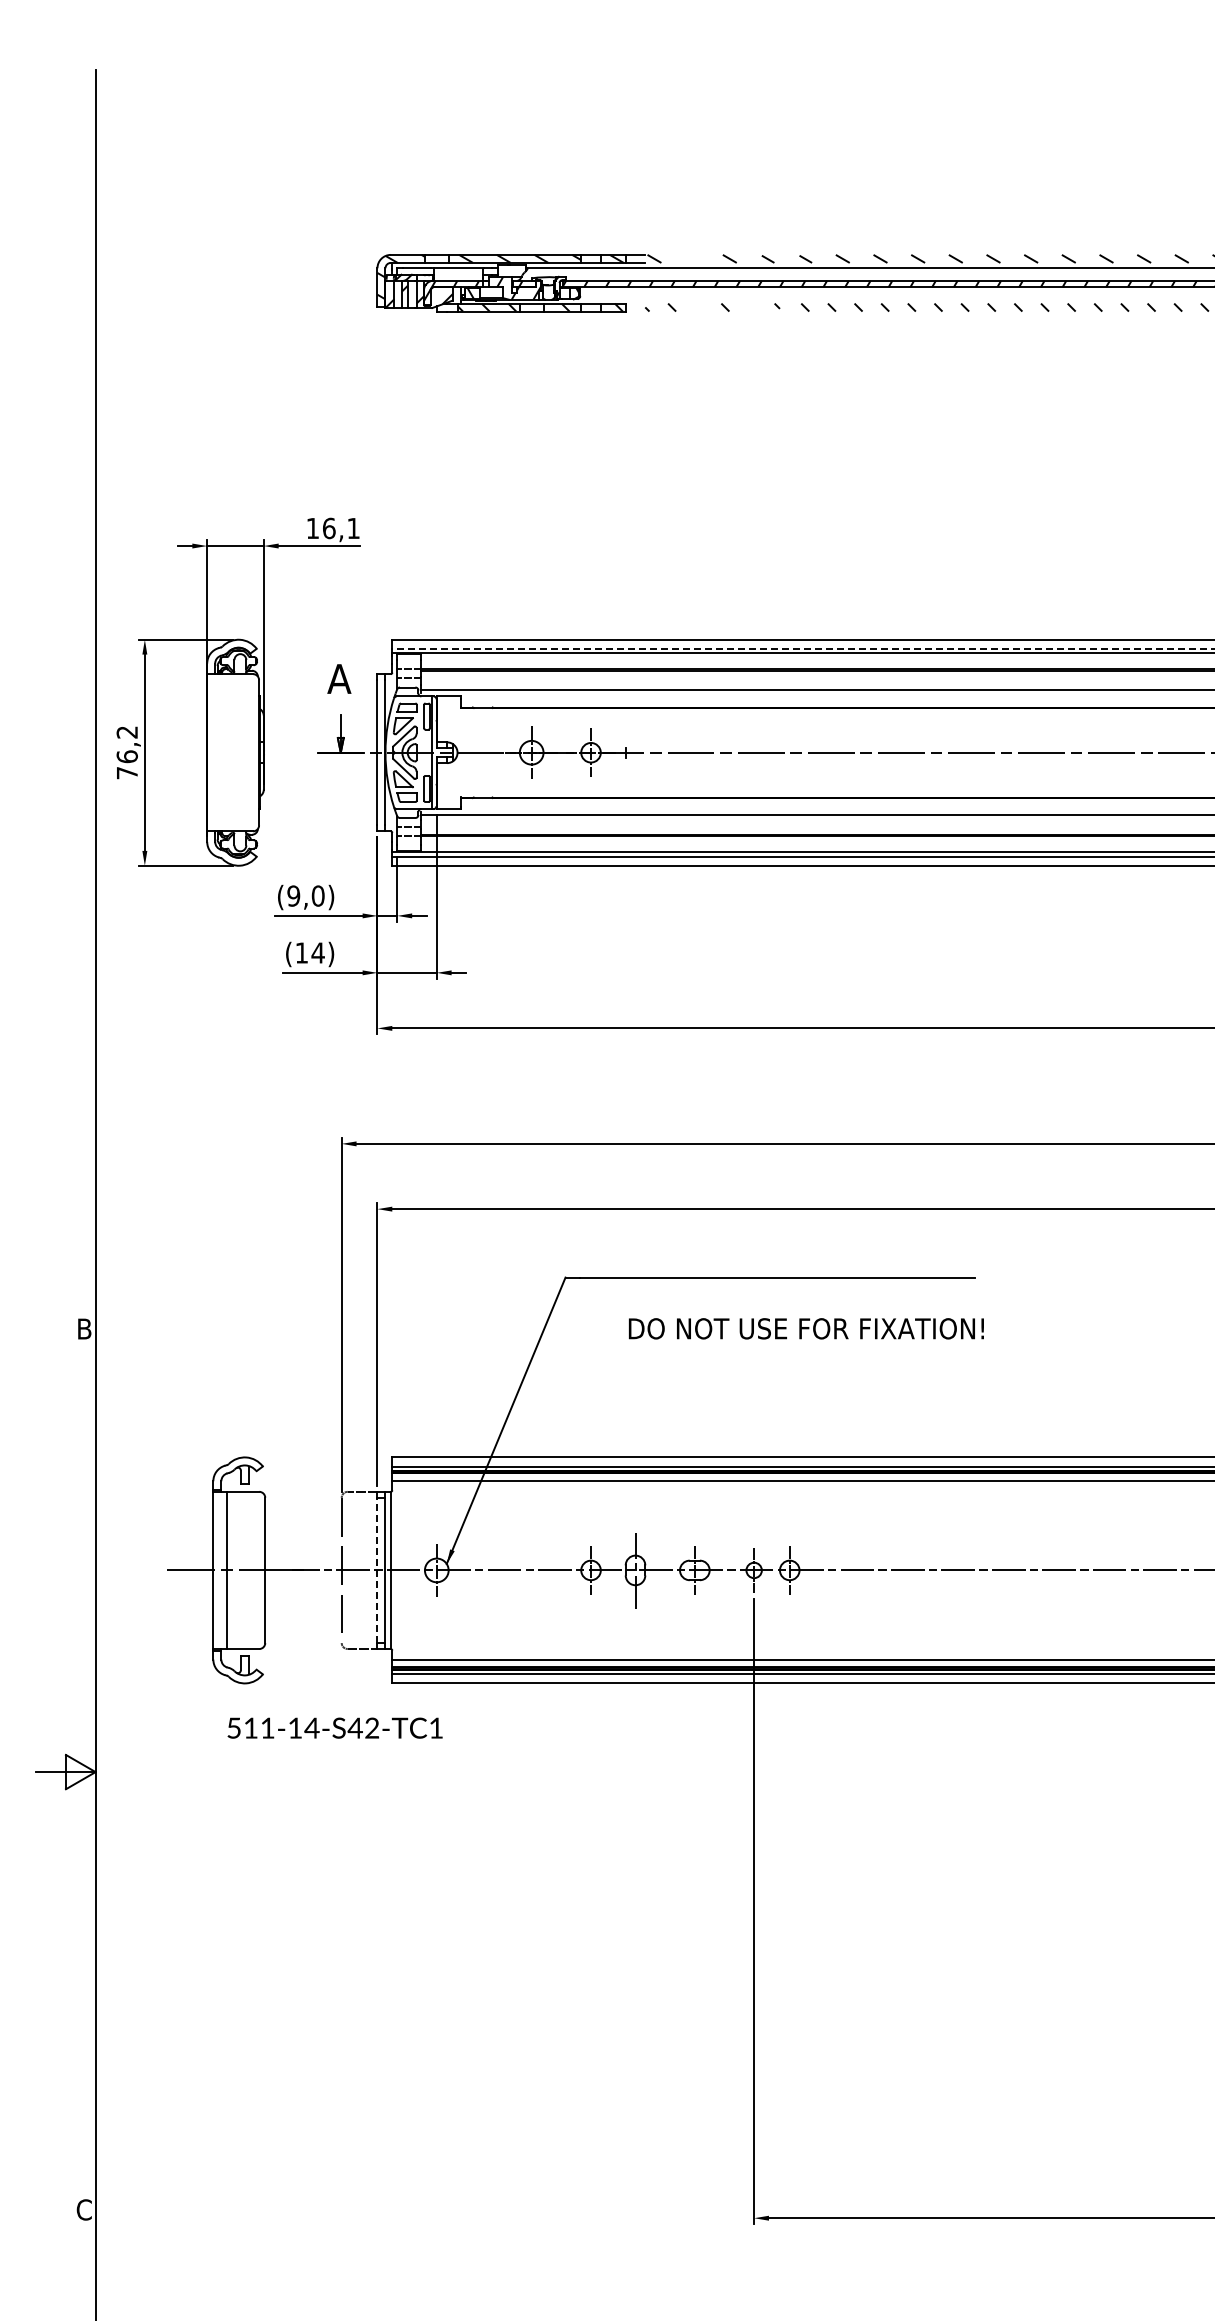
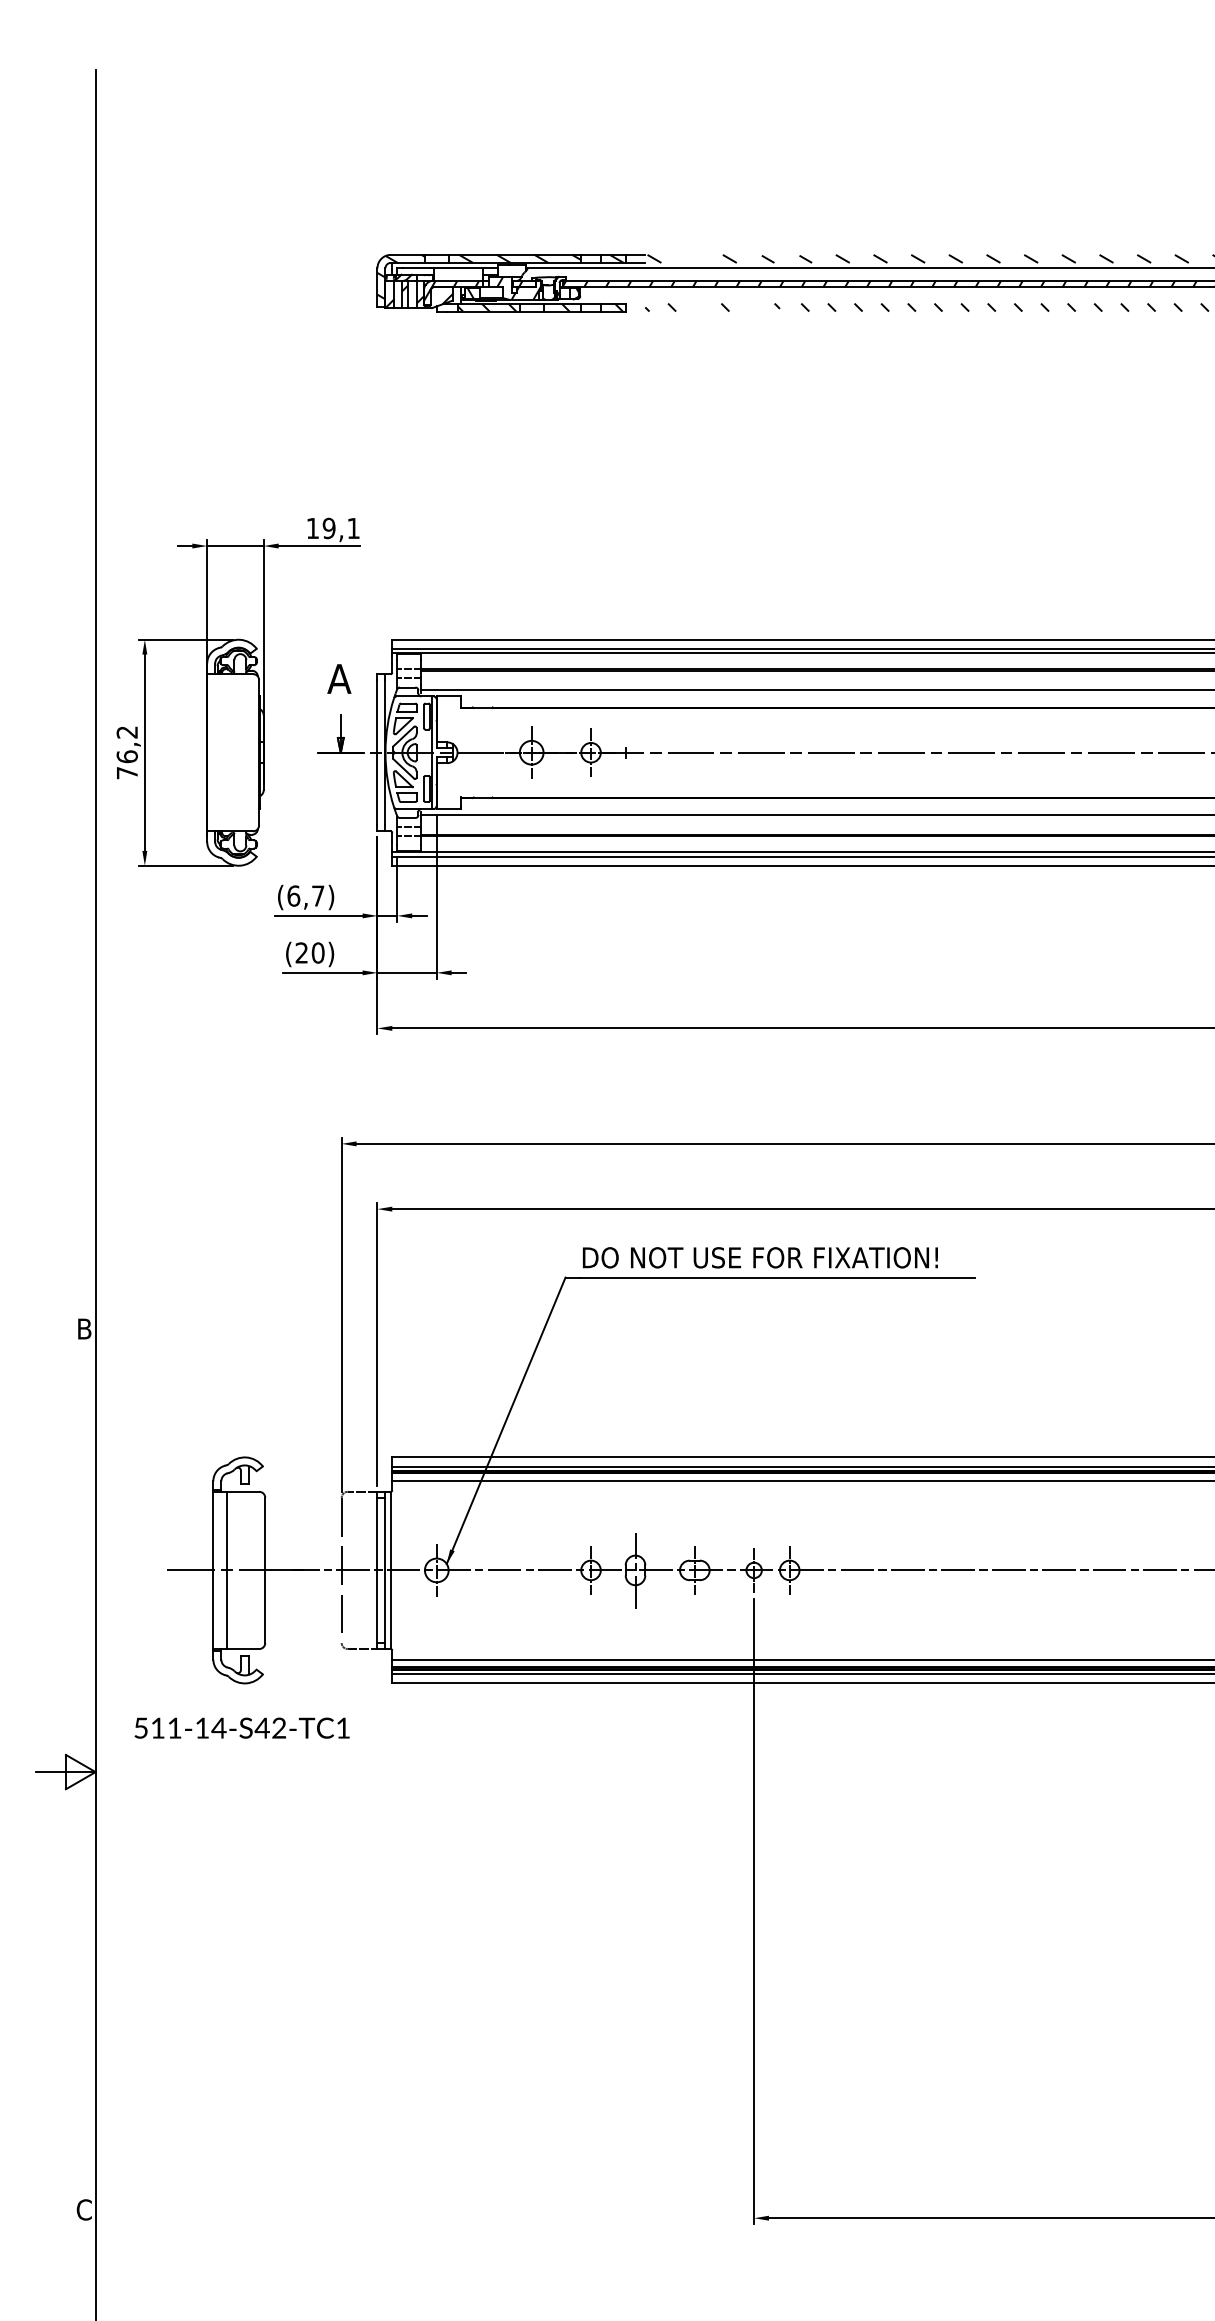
text: 16,1 -> 19,1 (328, 528)
line: dashed -> solid (803, 648)
text: (9,0) -> (6,7) (305, 895)
text: (14) -> (20) (309, 952)
text position: (806, 1328) -> (760, 1257) (760, 1257)
line: dashed -> solid (377, 1570)
text position: (334, 1727) -> (241, 1727) (241, 1727)
